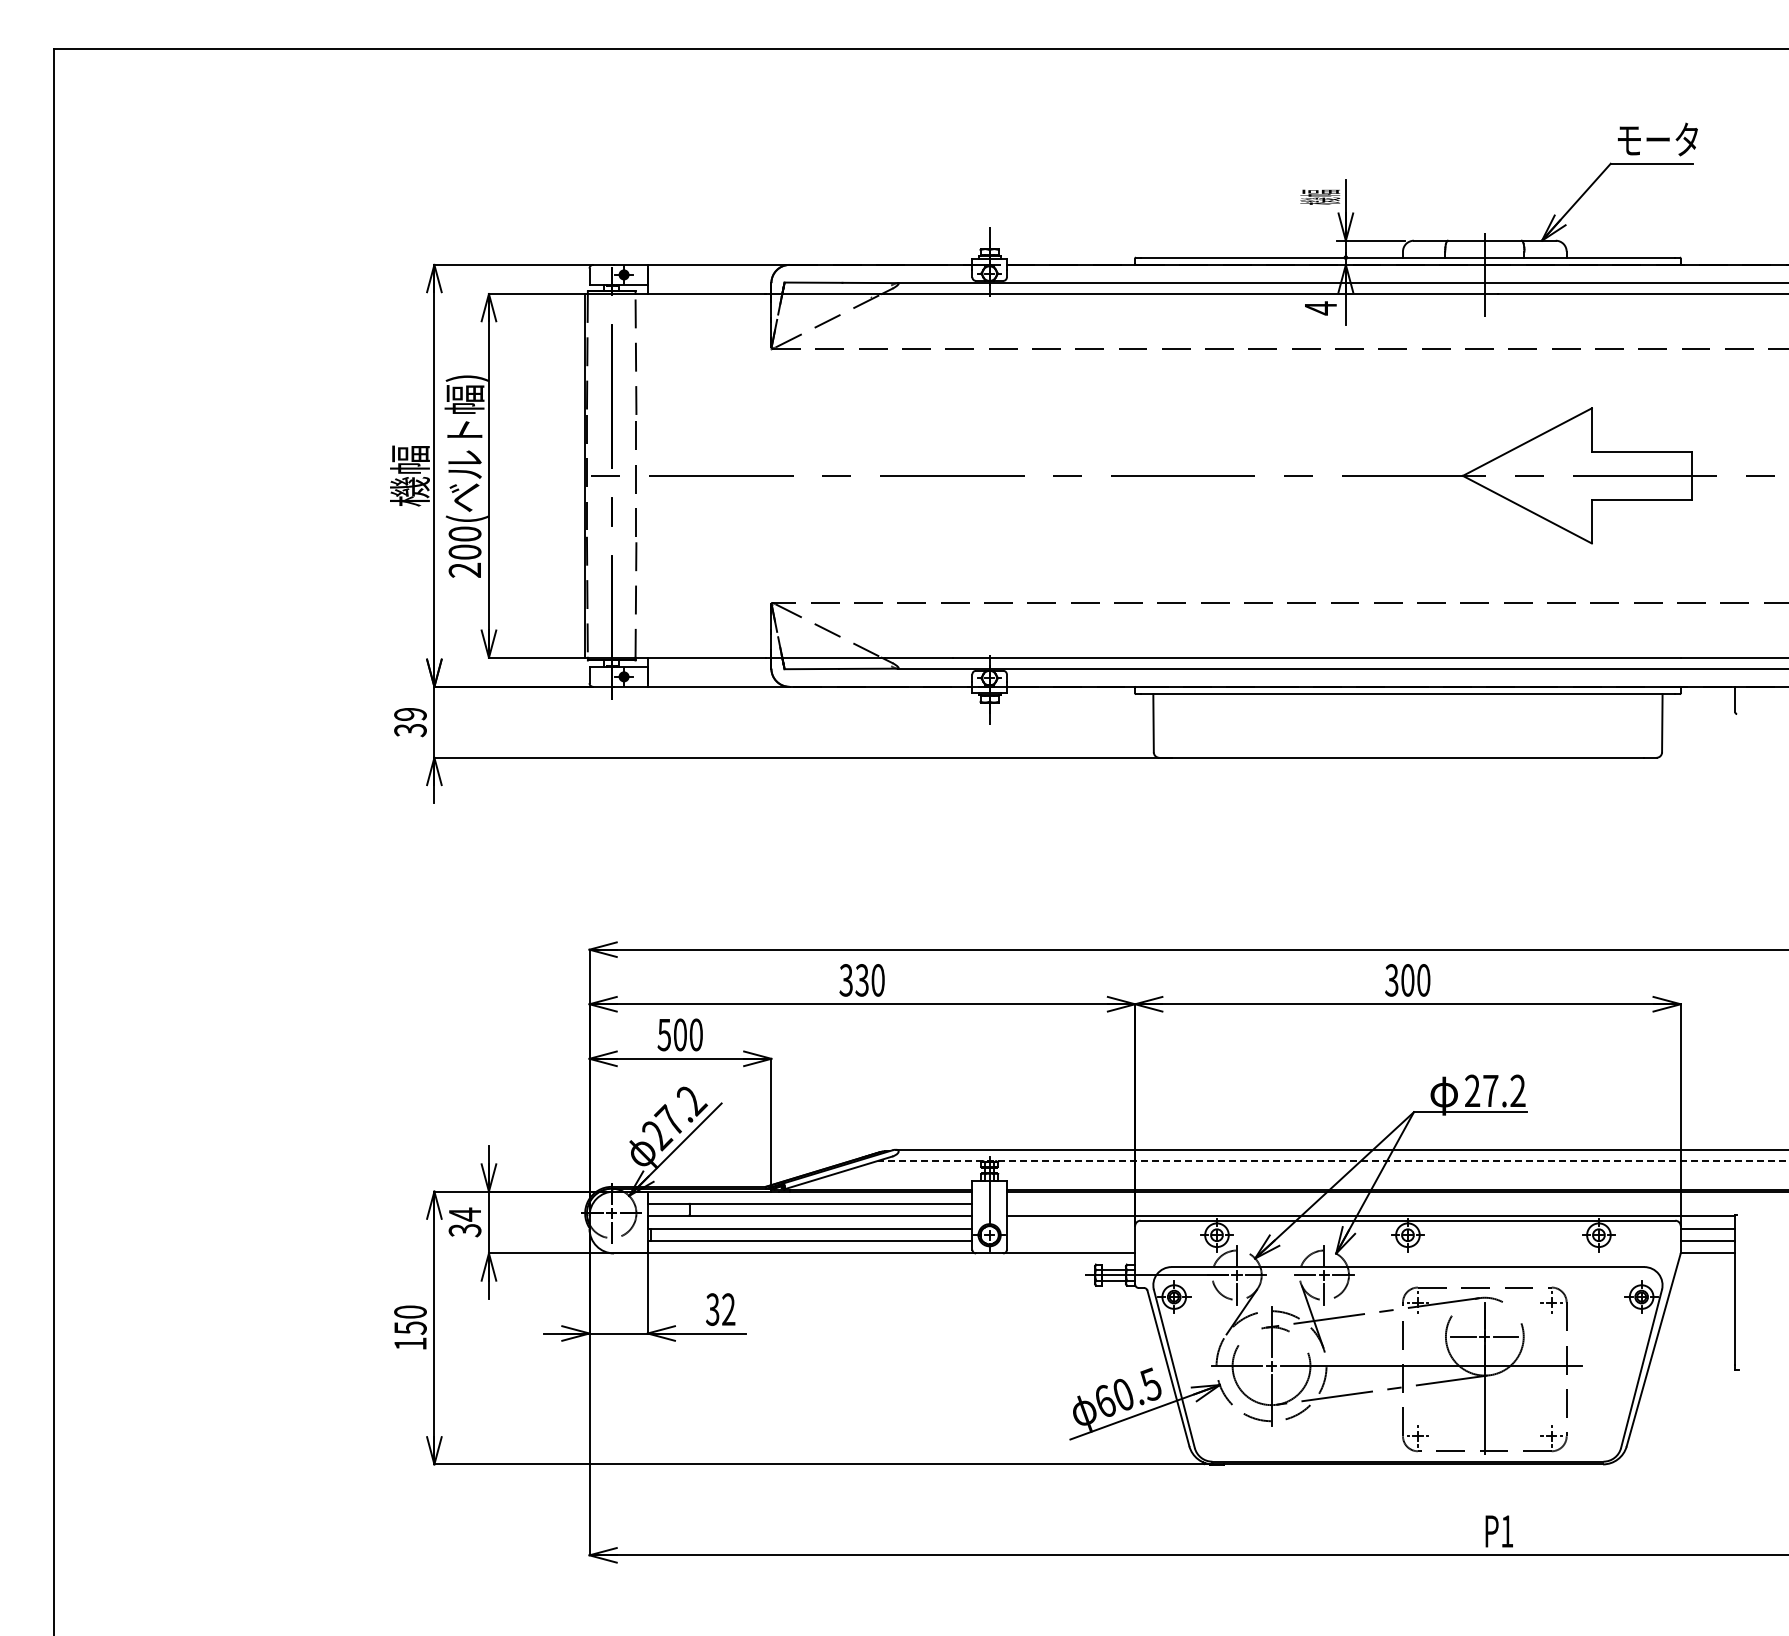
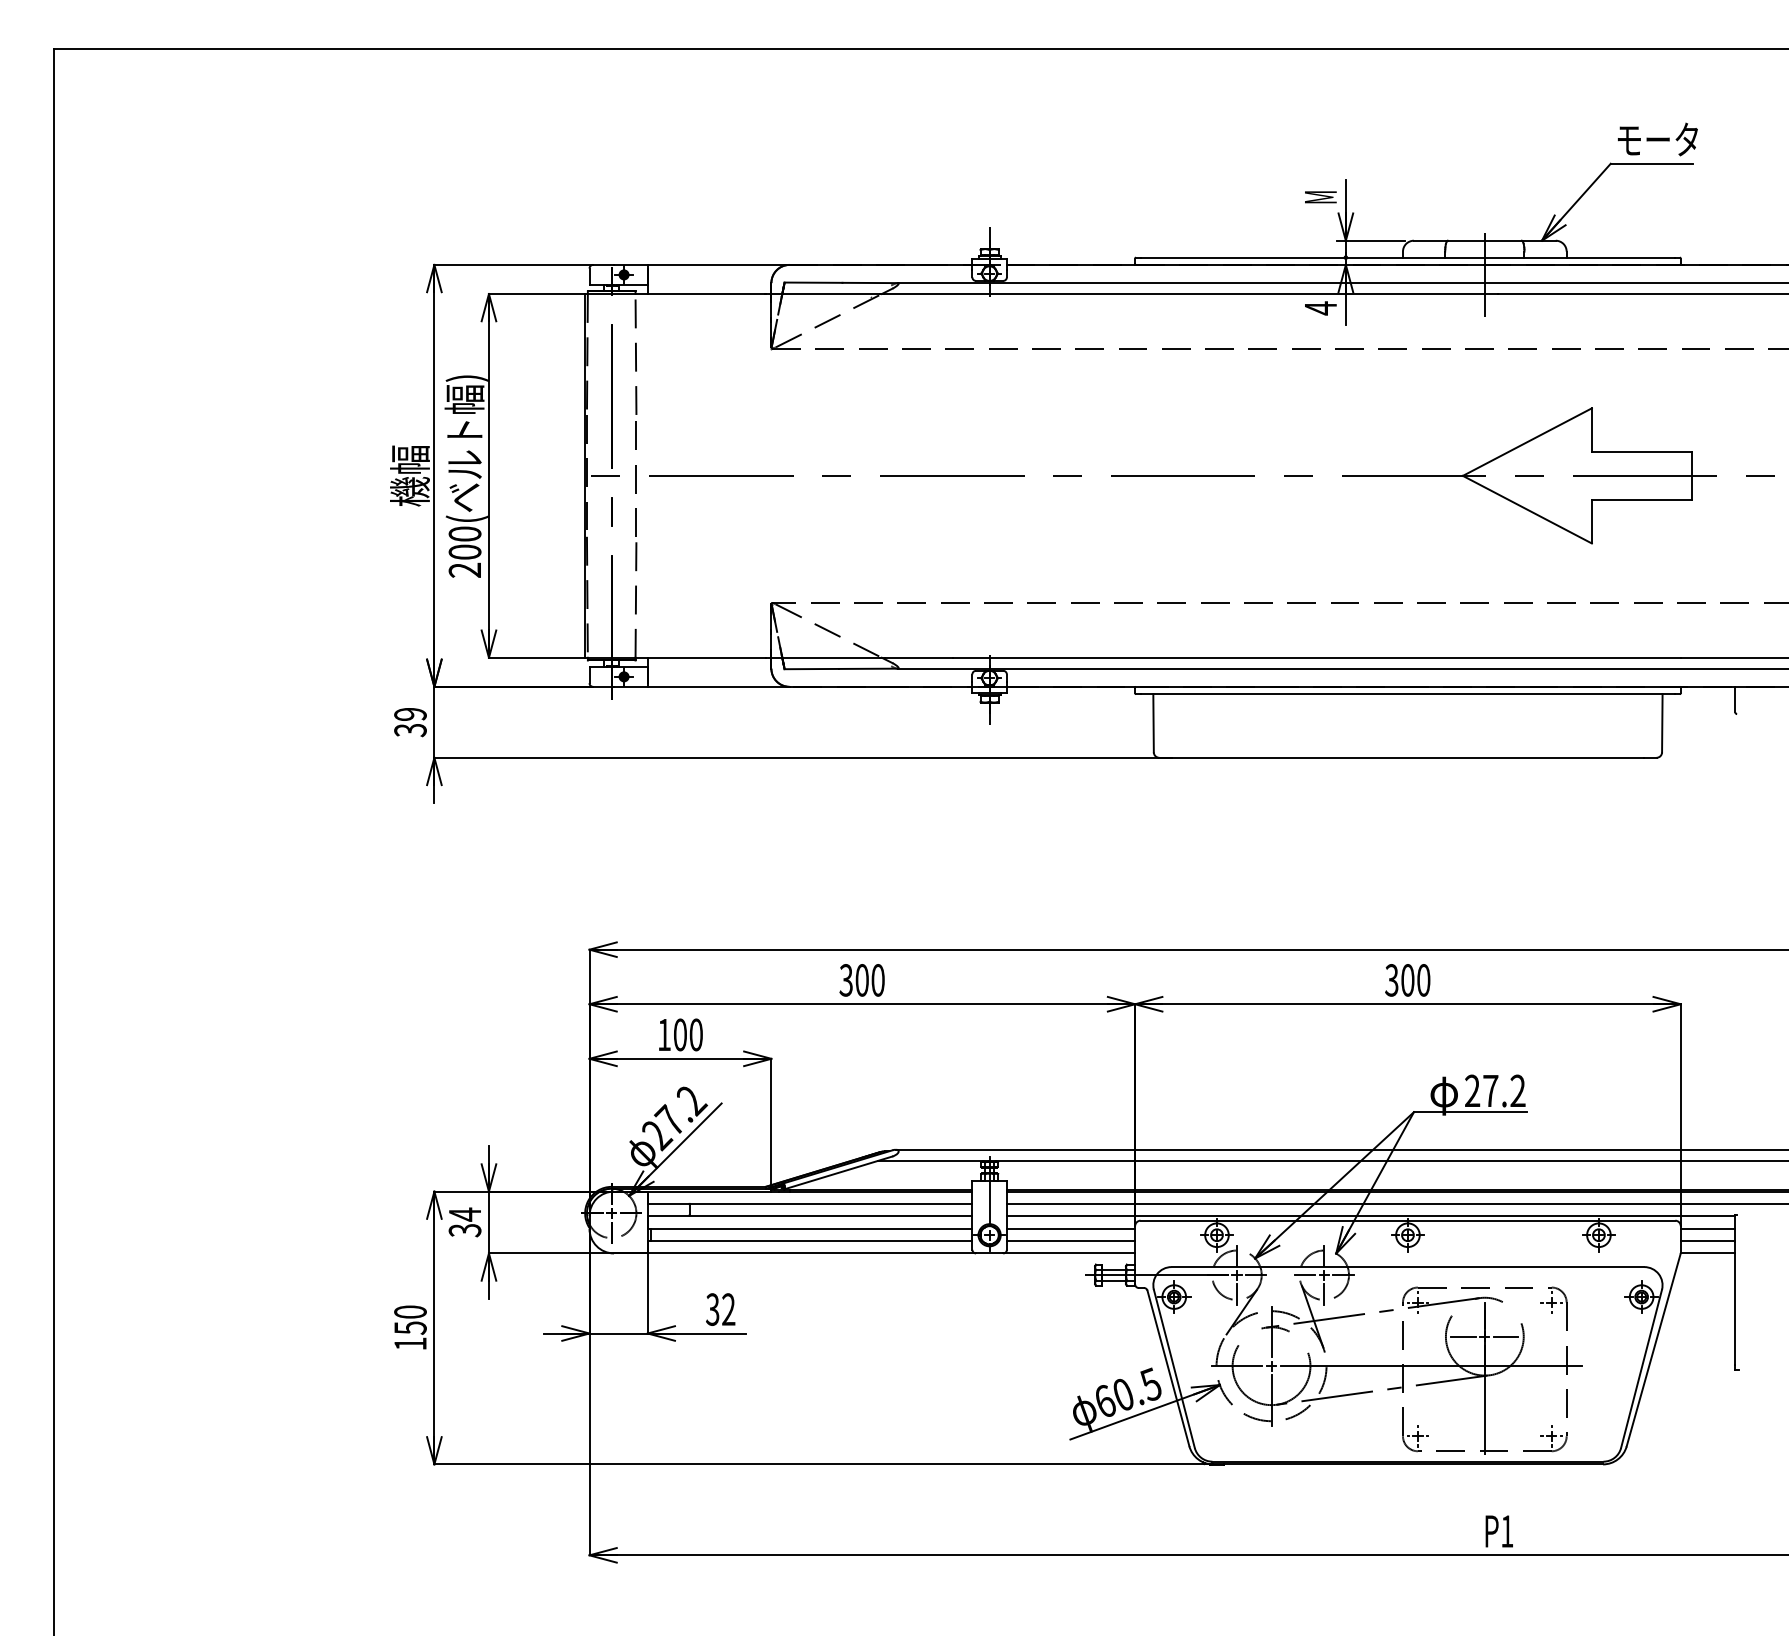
text: 機幅 -> M (1320, 196)
text: 330 -> 300 (861, 980)
text: 500 -> 100 (663, 1035)
line: dashed -> solid (1333, 1160)
line: none -> present (1395, 1203)
line: none -> present (1070, 1229)
line: none -> present (1070, 1241)
